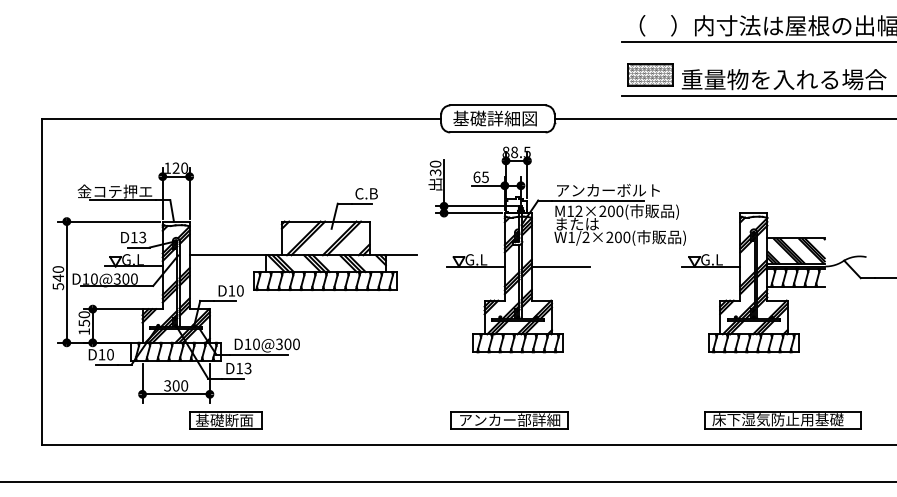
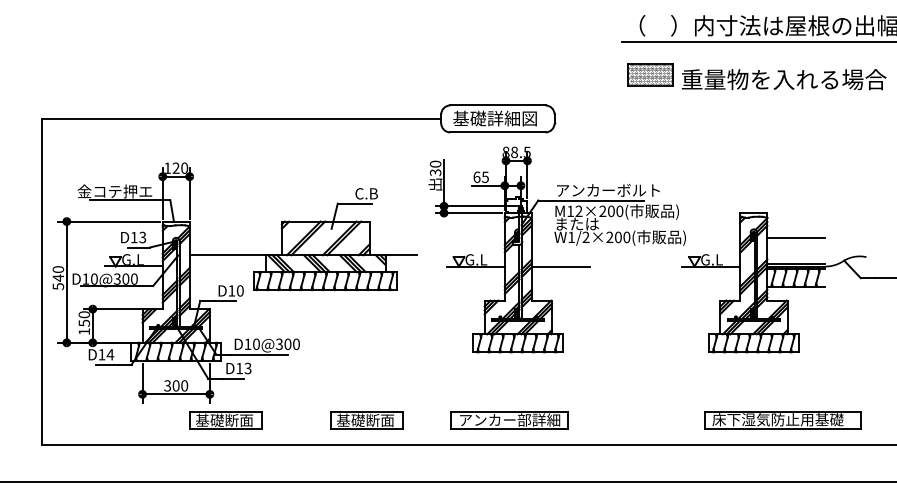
line: present -> none (757, 95)
line: present -> none (723, 118)
hatch: present -> none (796, 251)
text: D10 -> D14 (110, 354)
part: none -> present (366, 420)
